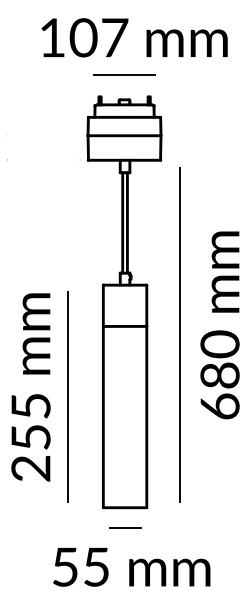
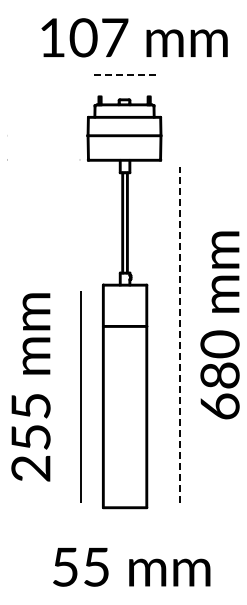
line: solid -> dashed (123, 75)
line: solid -> dashed (180, 334)
line position: (67, 396) -> (80, 396) (80, 396)
line: present -> none (125, 527)
